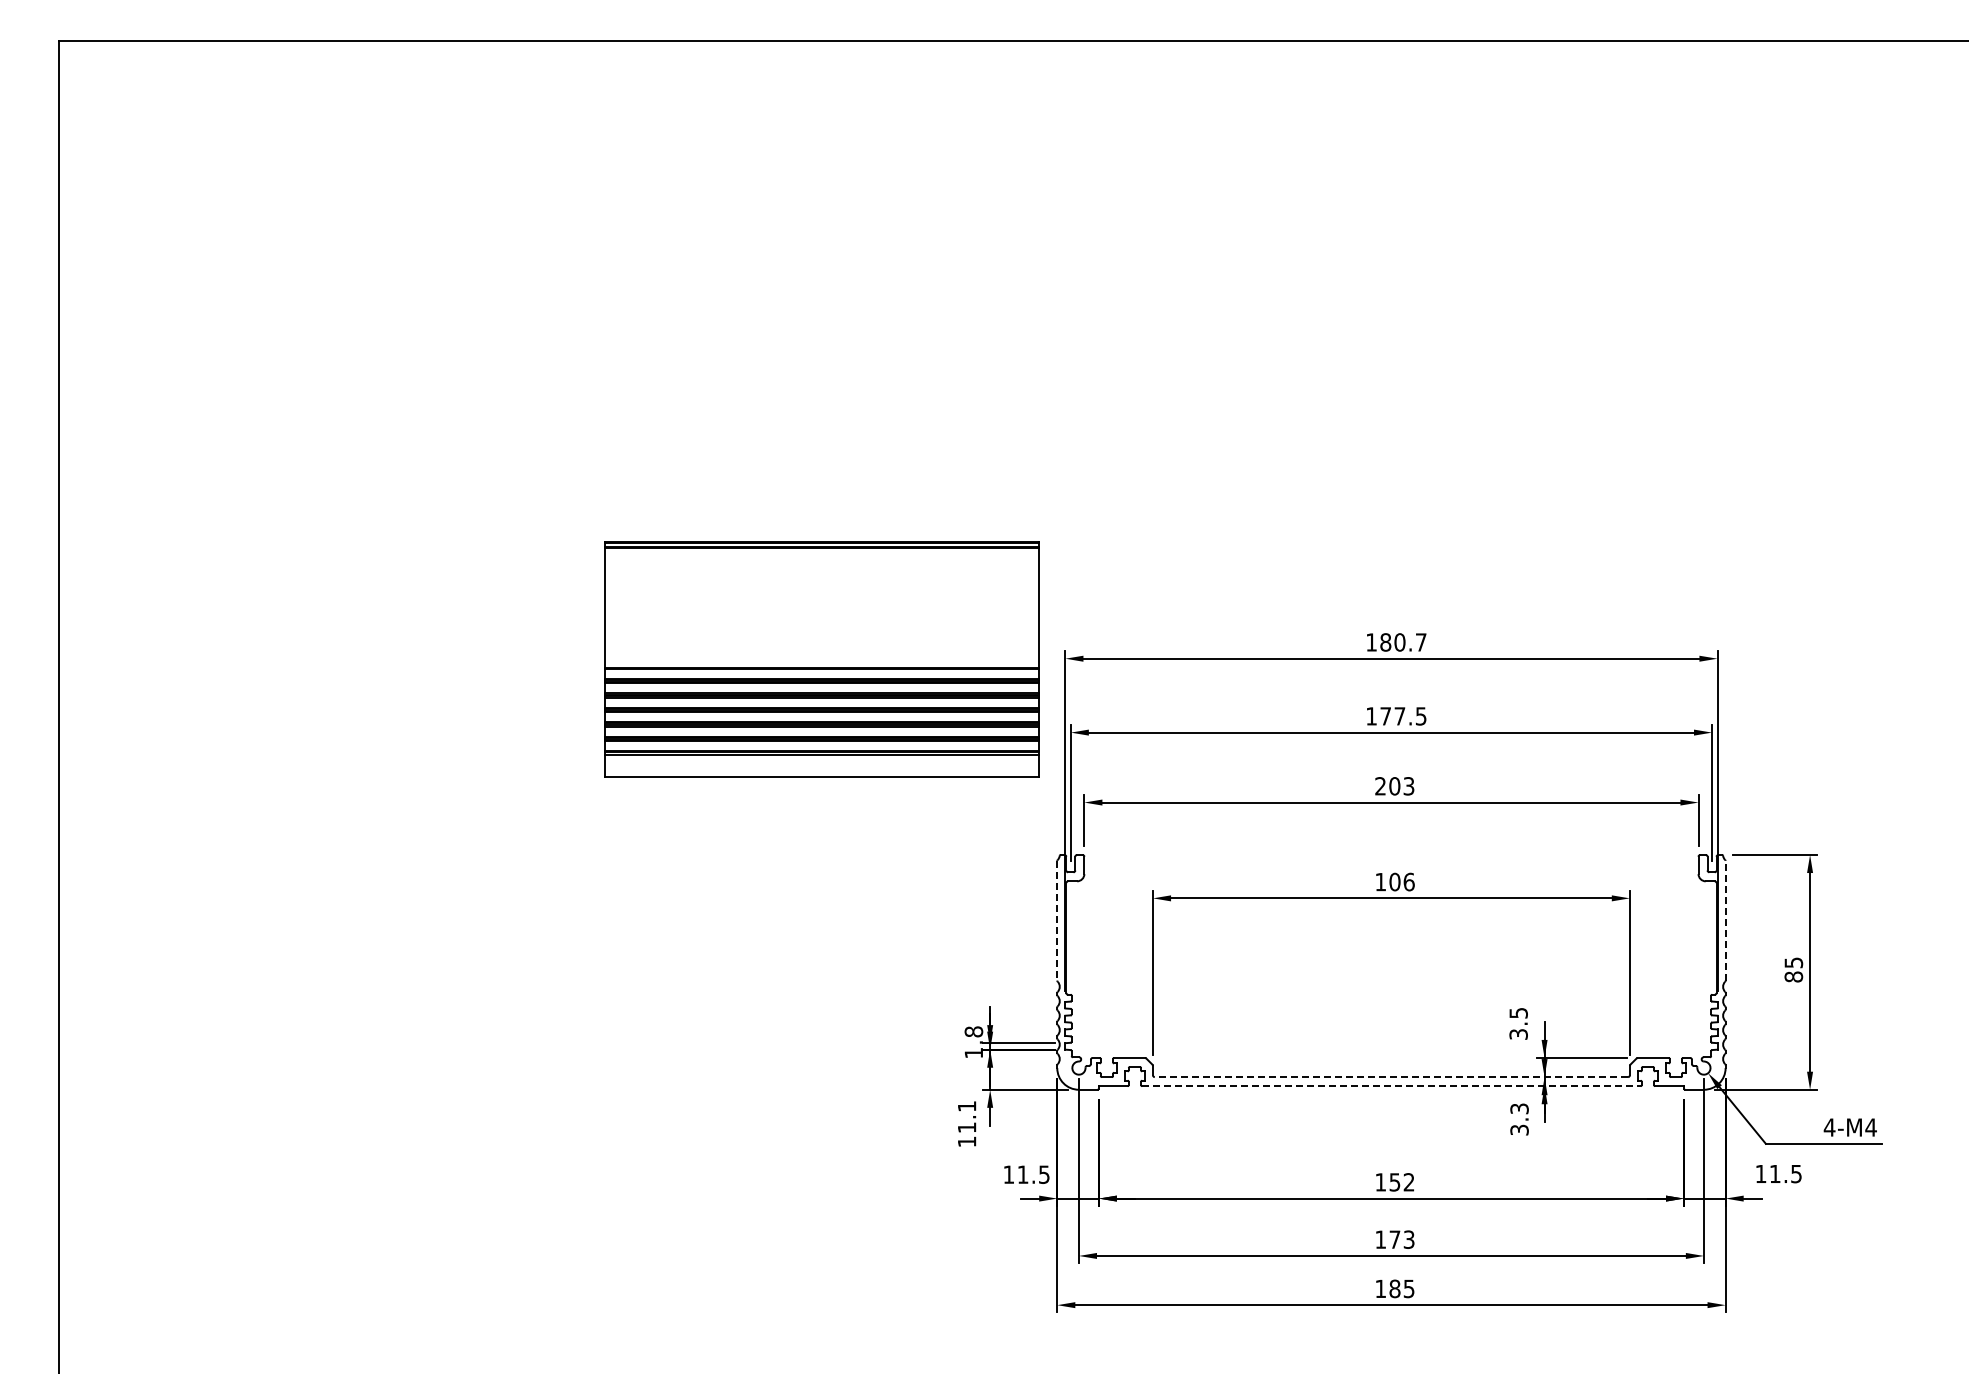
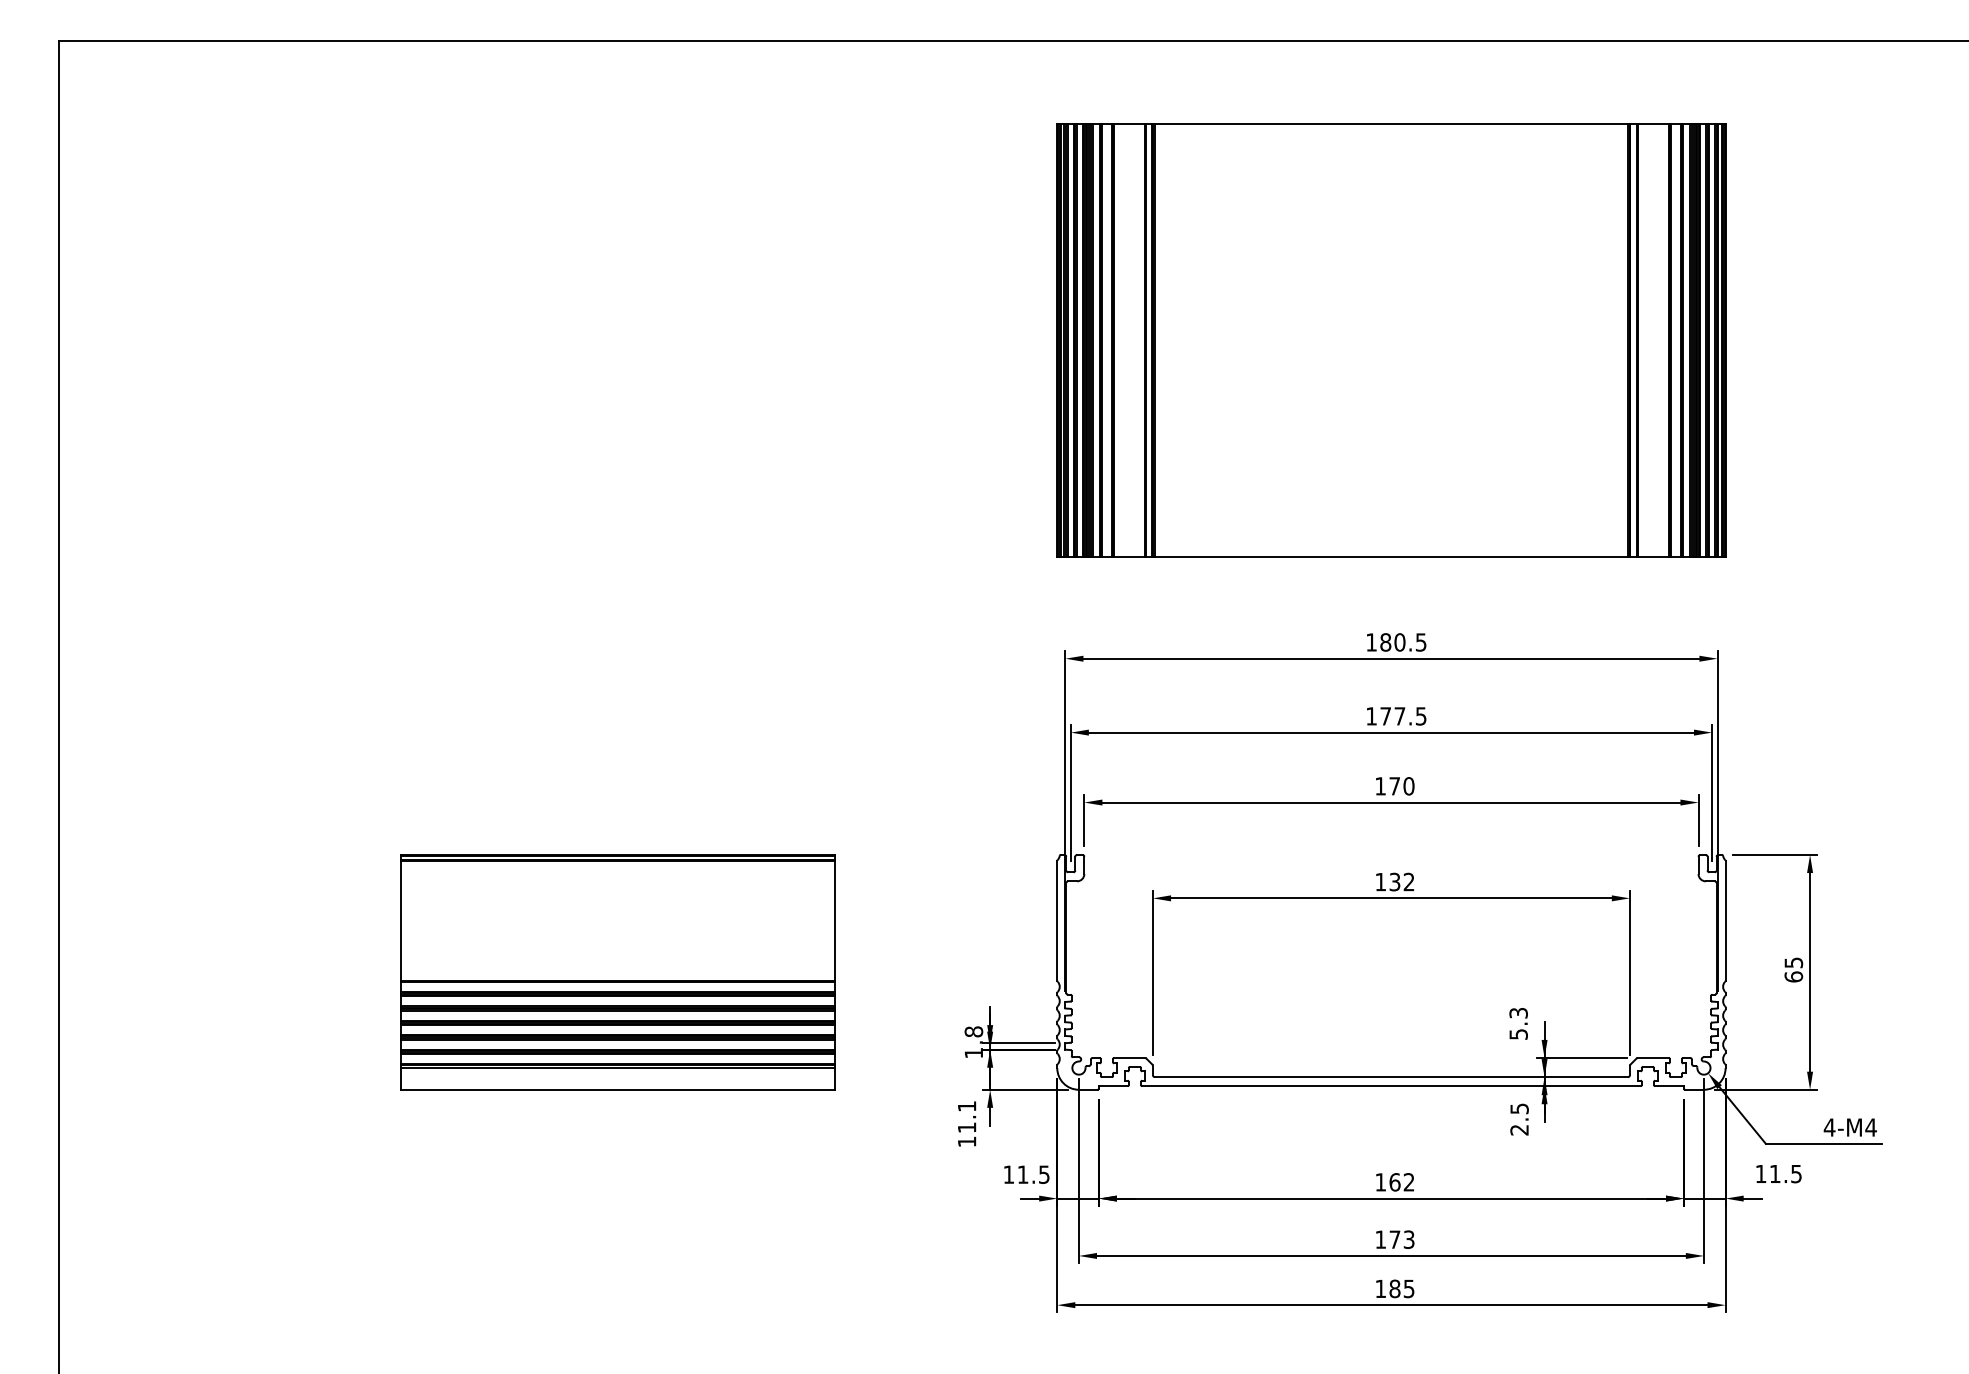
part: none -> present (1391, 340)
text: 180.7 -> 180.5 (1421, 642)
part position: (821, 659) -> (617, 972) (617, 972)
text: 203 -> 170 (1394, 786)
text: 106 -> 132 (1401, 881)
line: dashed -> solid (1057, 920)
line: dashed -> solid (1725, 920)
text: 85 -> 65 (1793, 976)
text: 3.5 -> 5.3 (1518, 1023)
line: dashed -> solid (1391, 1077)
line: dashed -> solid (1391, 1086)
text: 3.3 -> 2.5 (1519, 1119)
text: 152 -> 162 (1394, 1182)
